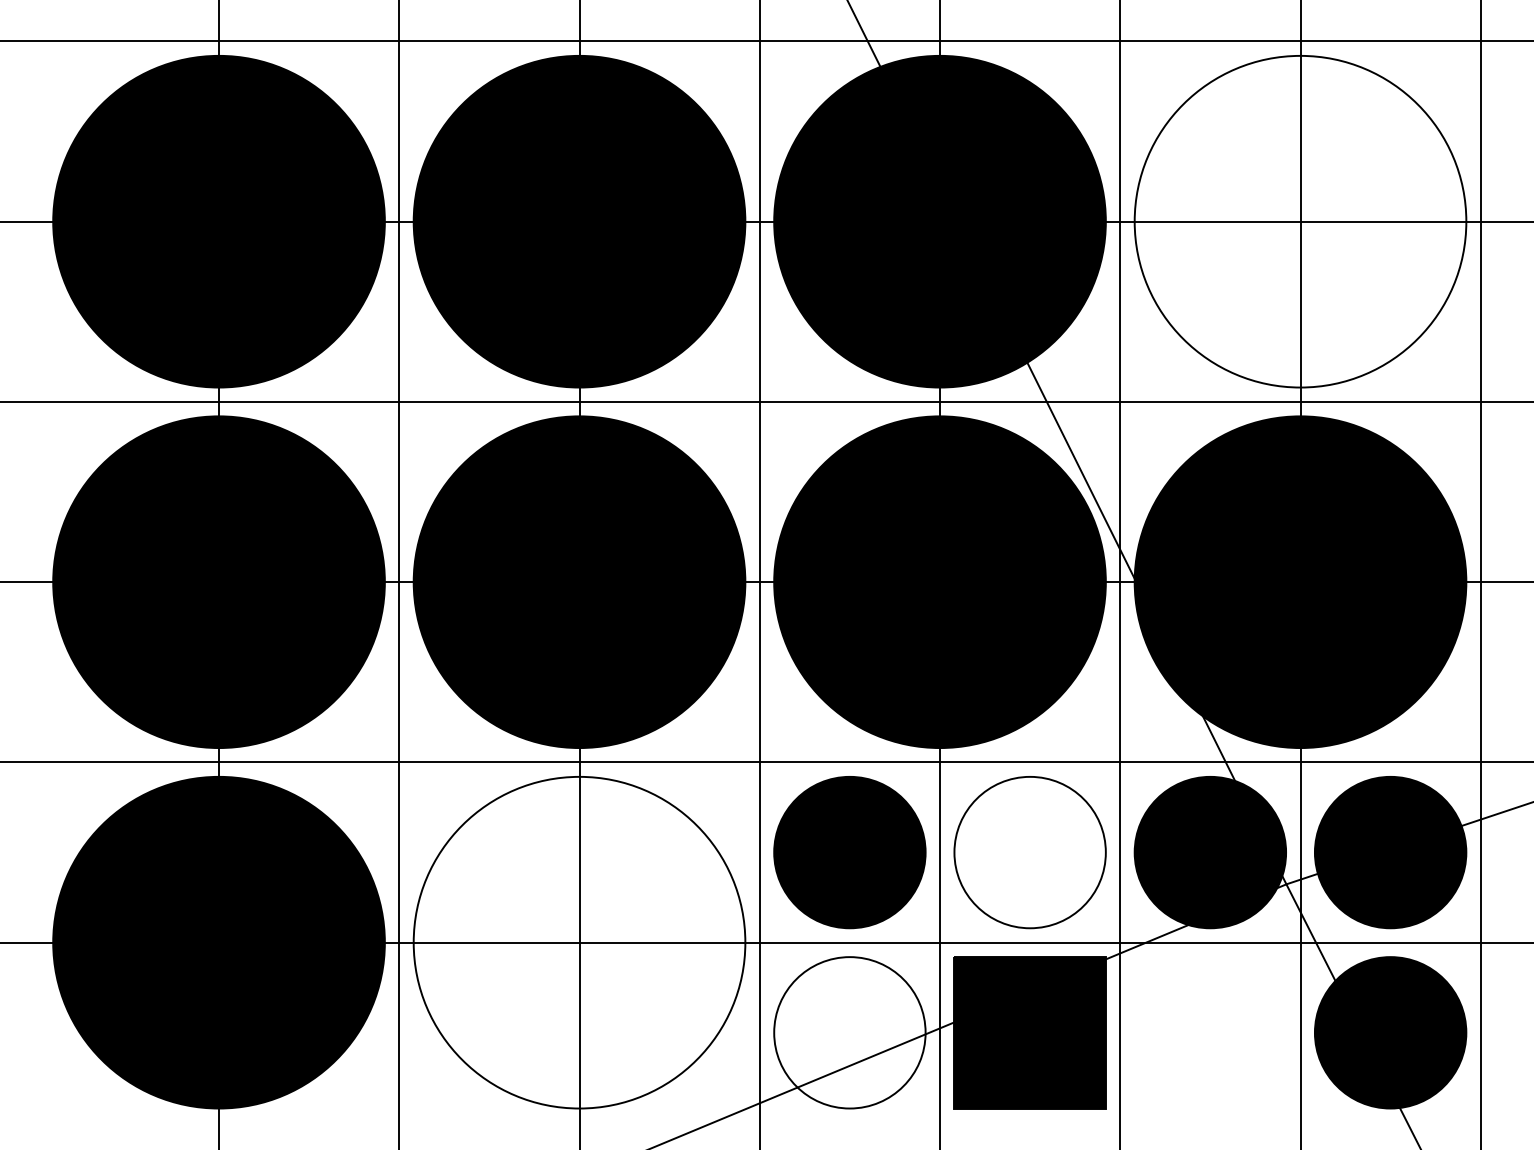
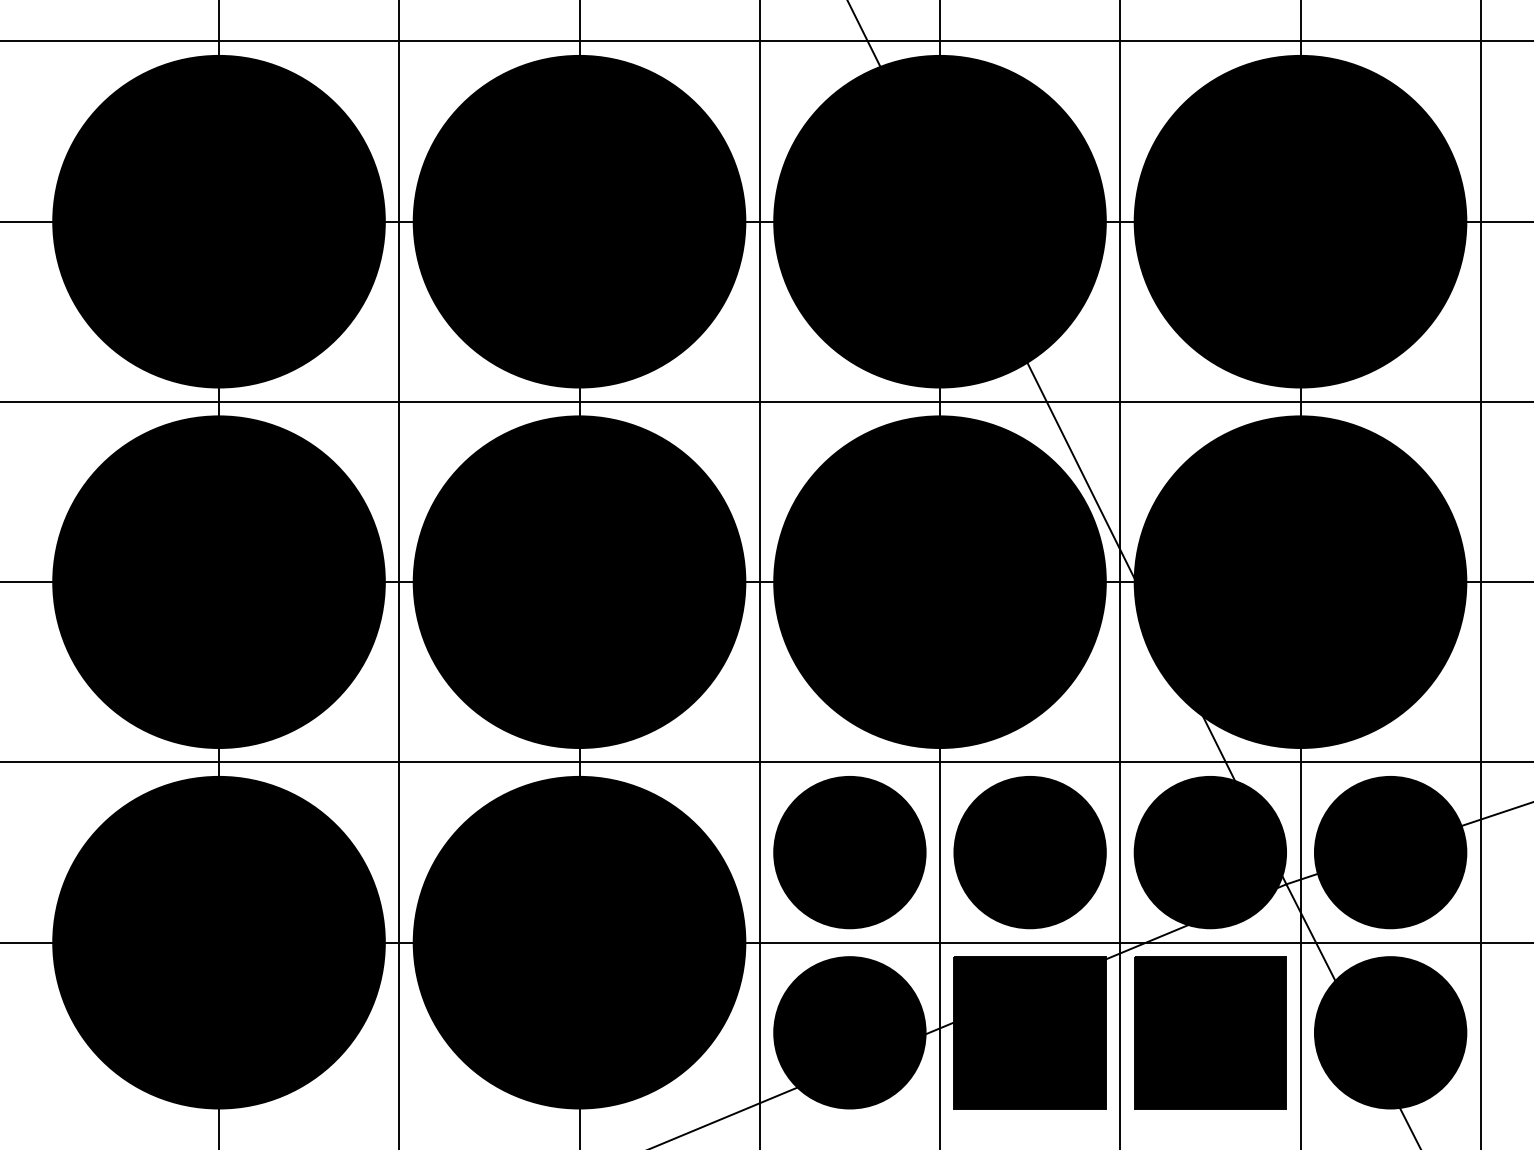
fill: none -> present (1300, 221)
fill: none -> present (1029, 852)
fill: none -> present (579, 942)
fill: none -> present (849, 1032)
part: none -> present (1210, 1032)
